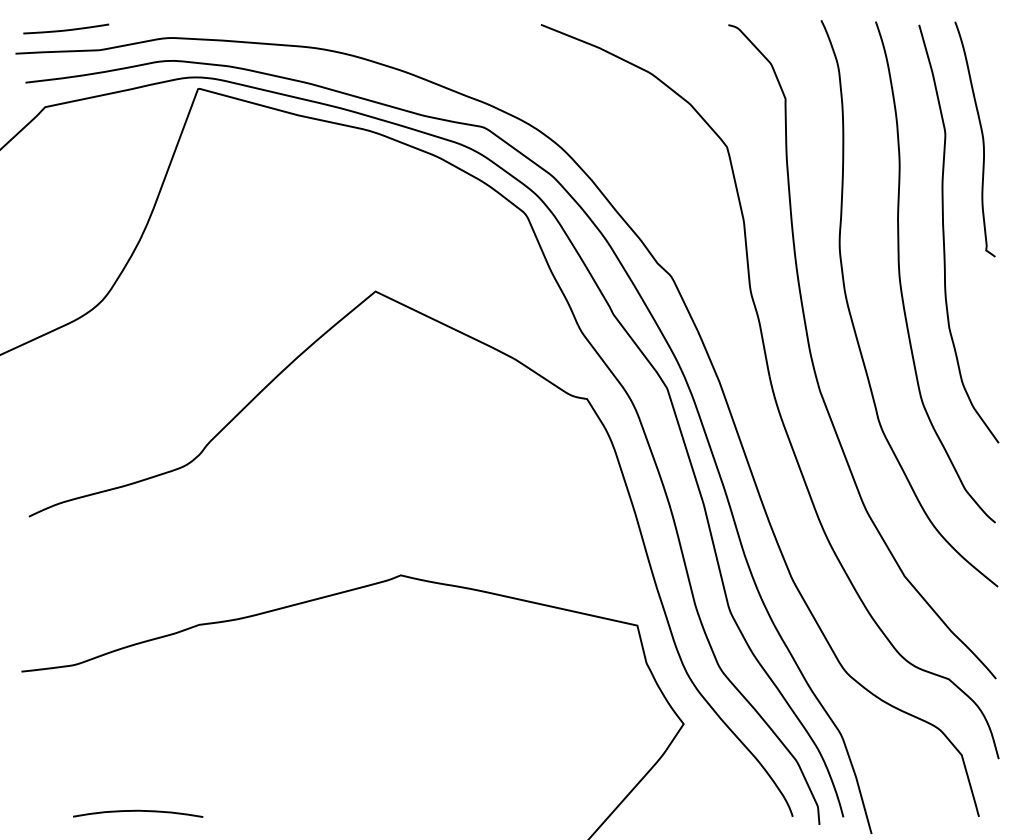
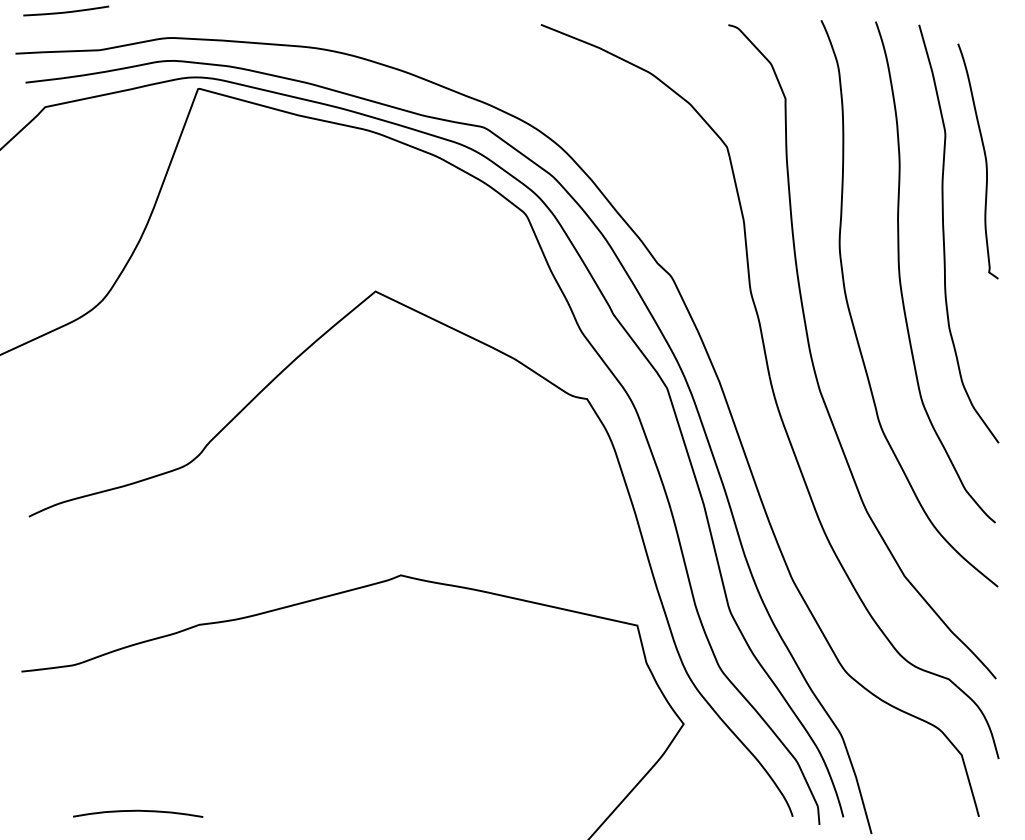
curve position: (66, 29) -> (66, 11) (66, 11)
curve position: (982, 139) -> (985, 161) (985, 161)
